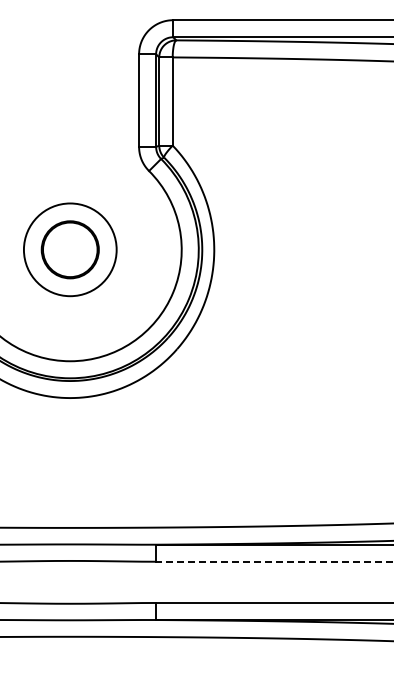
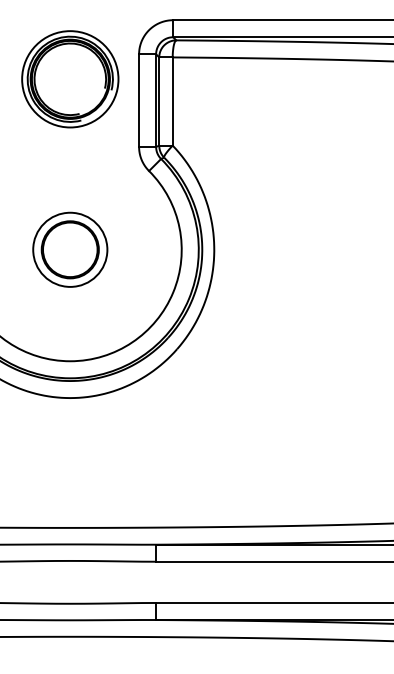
part: none -> present (70, 79)
circle diameter: 93 px -> 74 px (70, 249)
line: dashed -> solid (274, 561)
